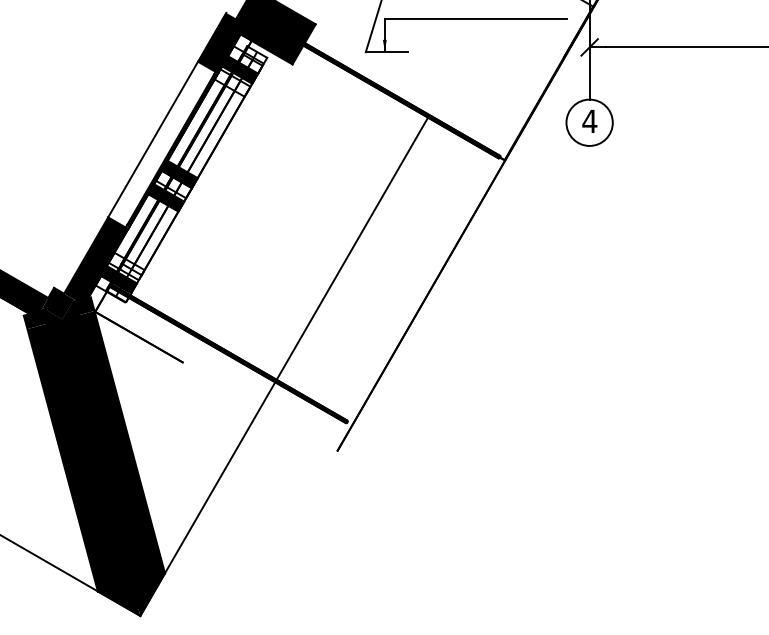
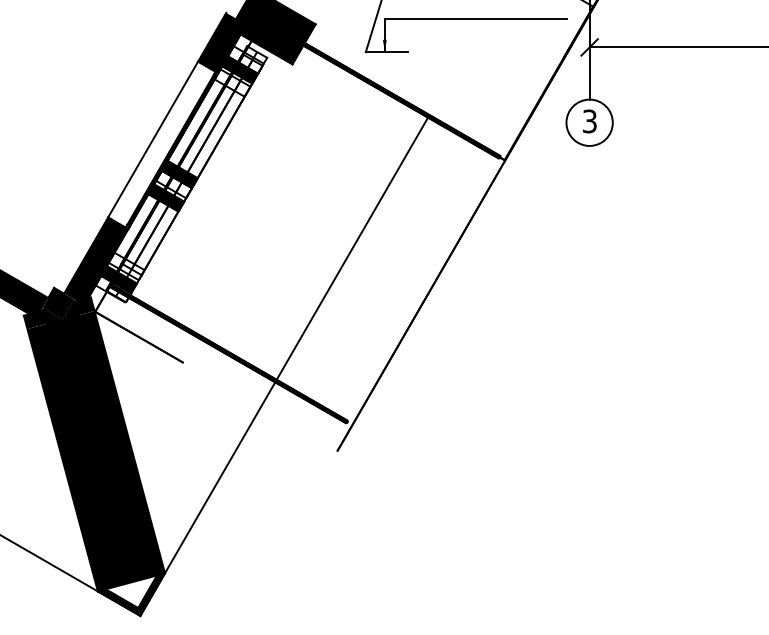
text: 4 -> 3 (589, 121)
fill: present -> none (131, 591)
